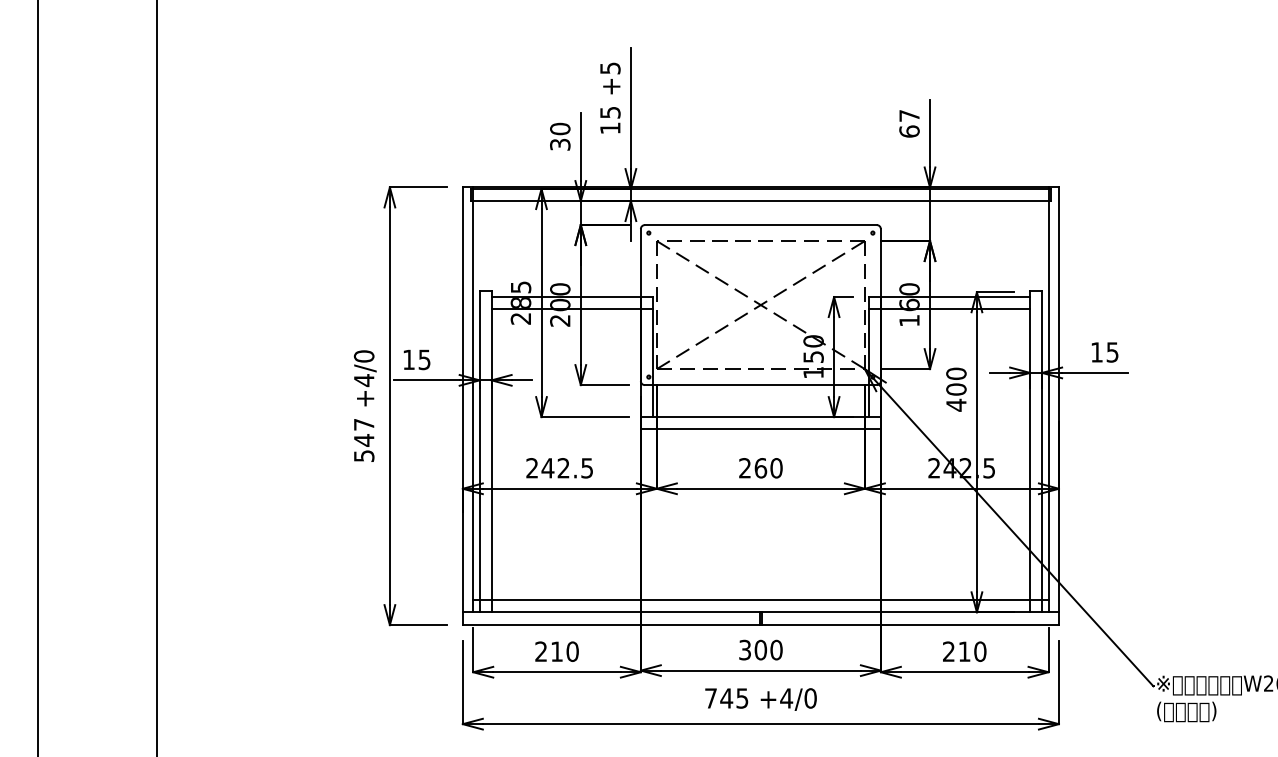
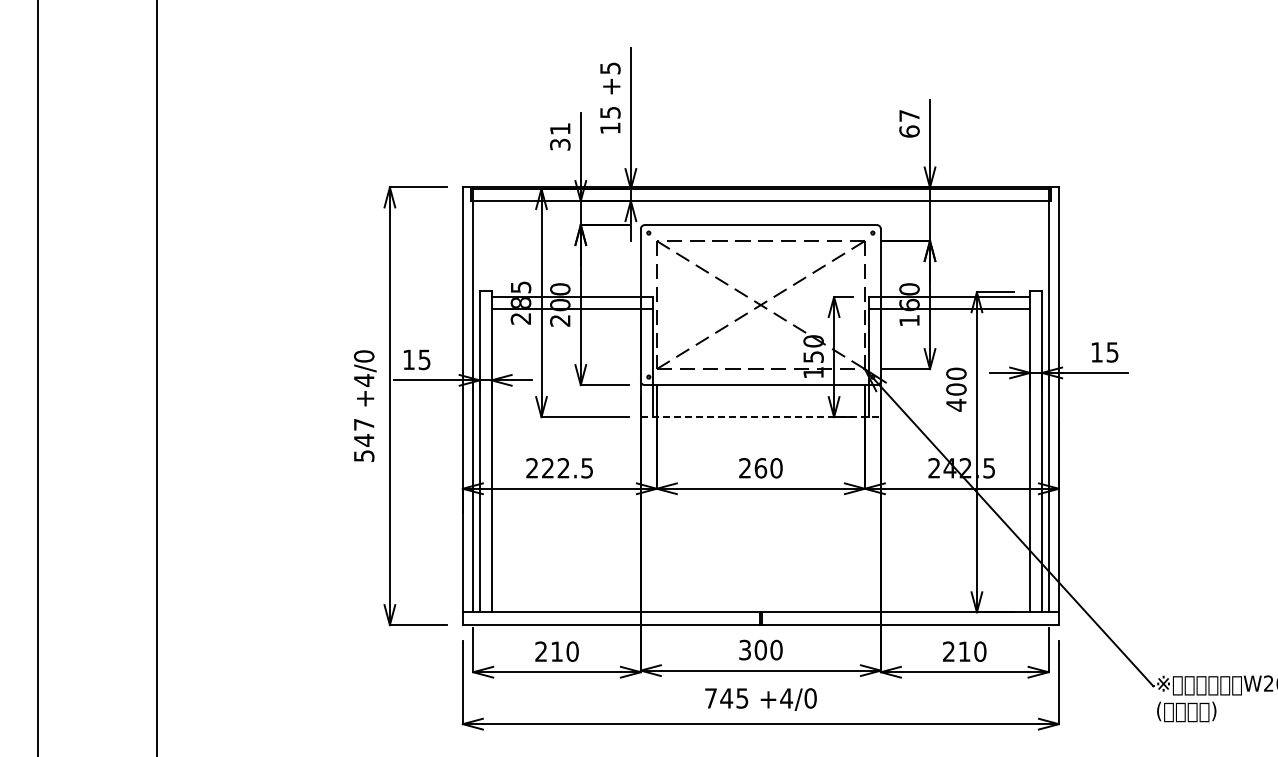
text: 30 -> 31 (560, 128)
line: solid -> dashed (761, 417)
line: present -> none (760, 429)
text: 242.5 -> 222.5 (547, 468)
line: present -> none (760, 599)
